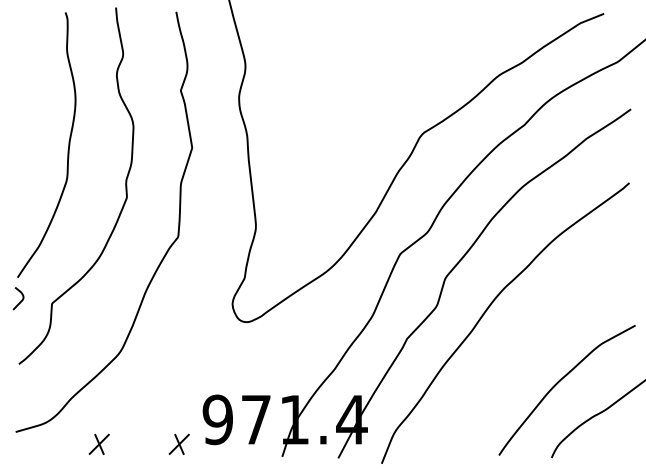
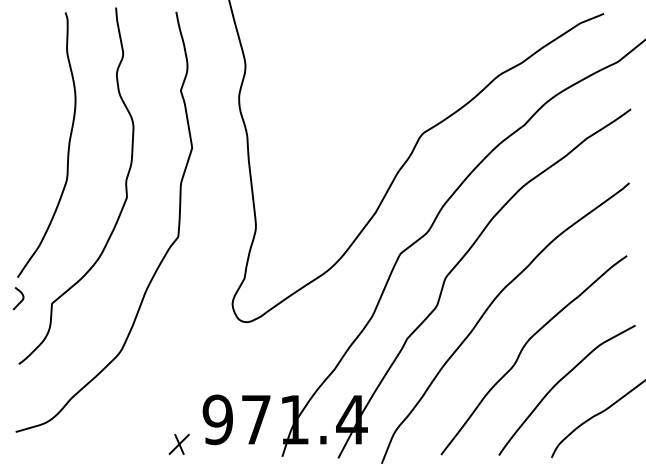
curve: none -> present (523, 349)
part: present -> none (98, 443)
